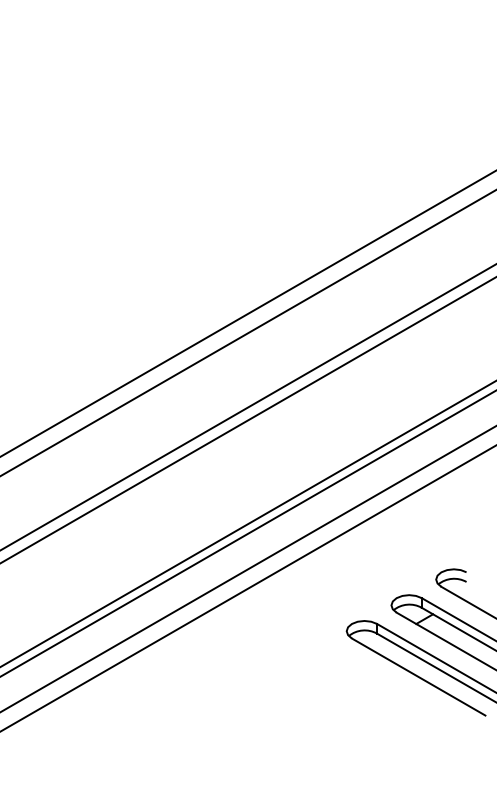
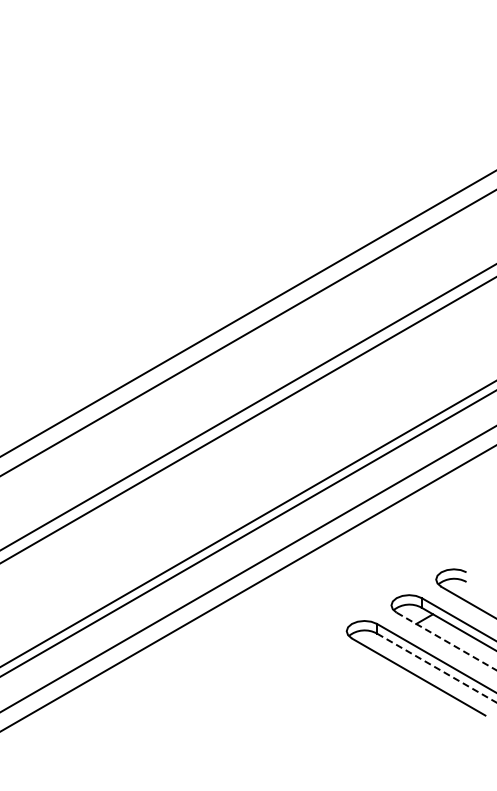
line: solid -> dashed (446, 641)
line: solid -> dashed (437, 668)
